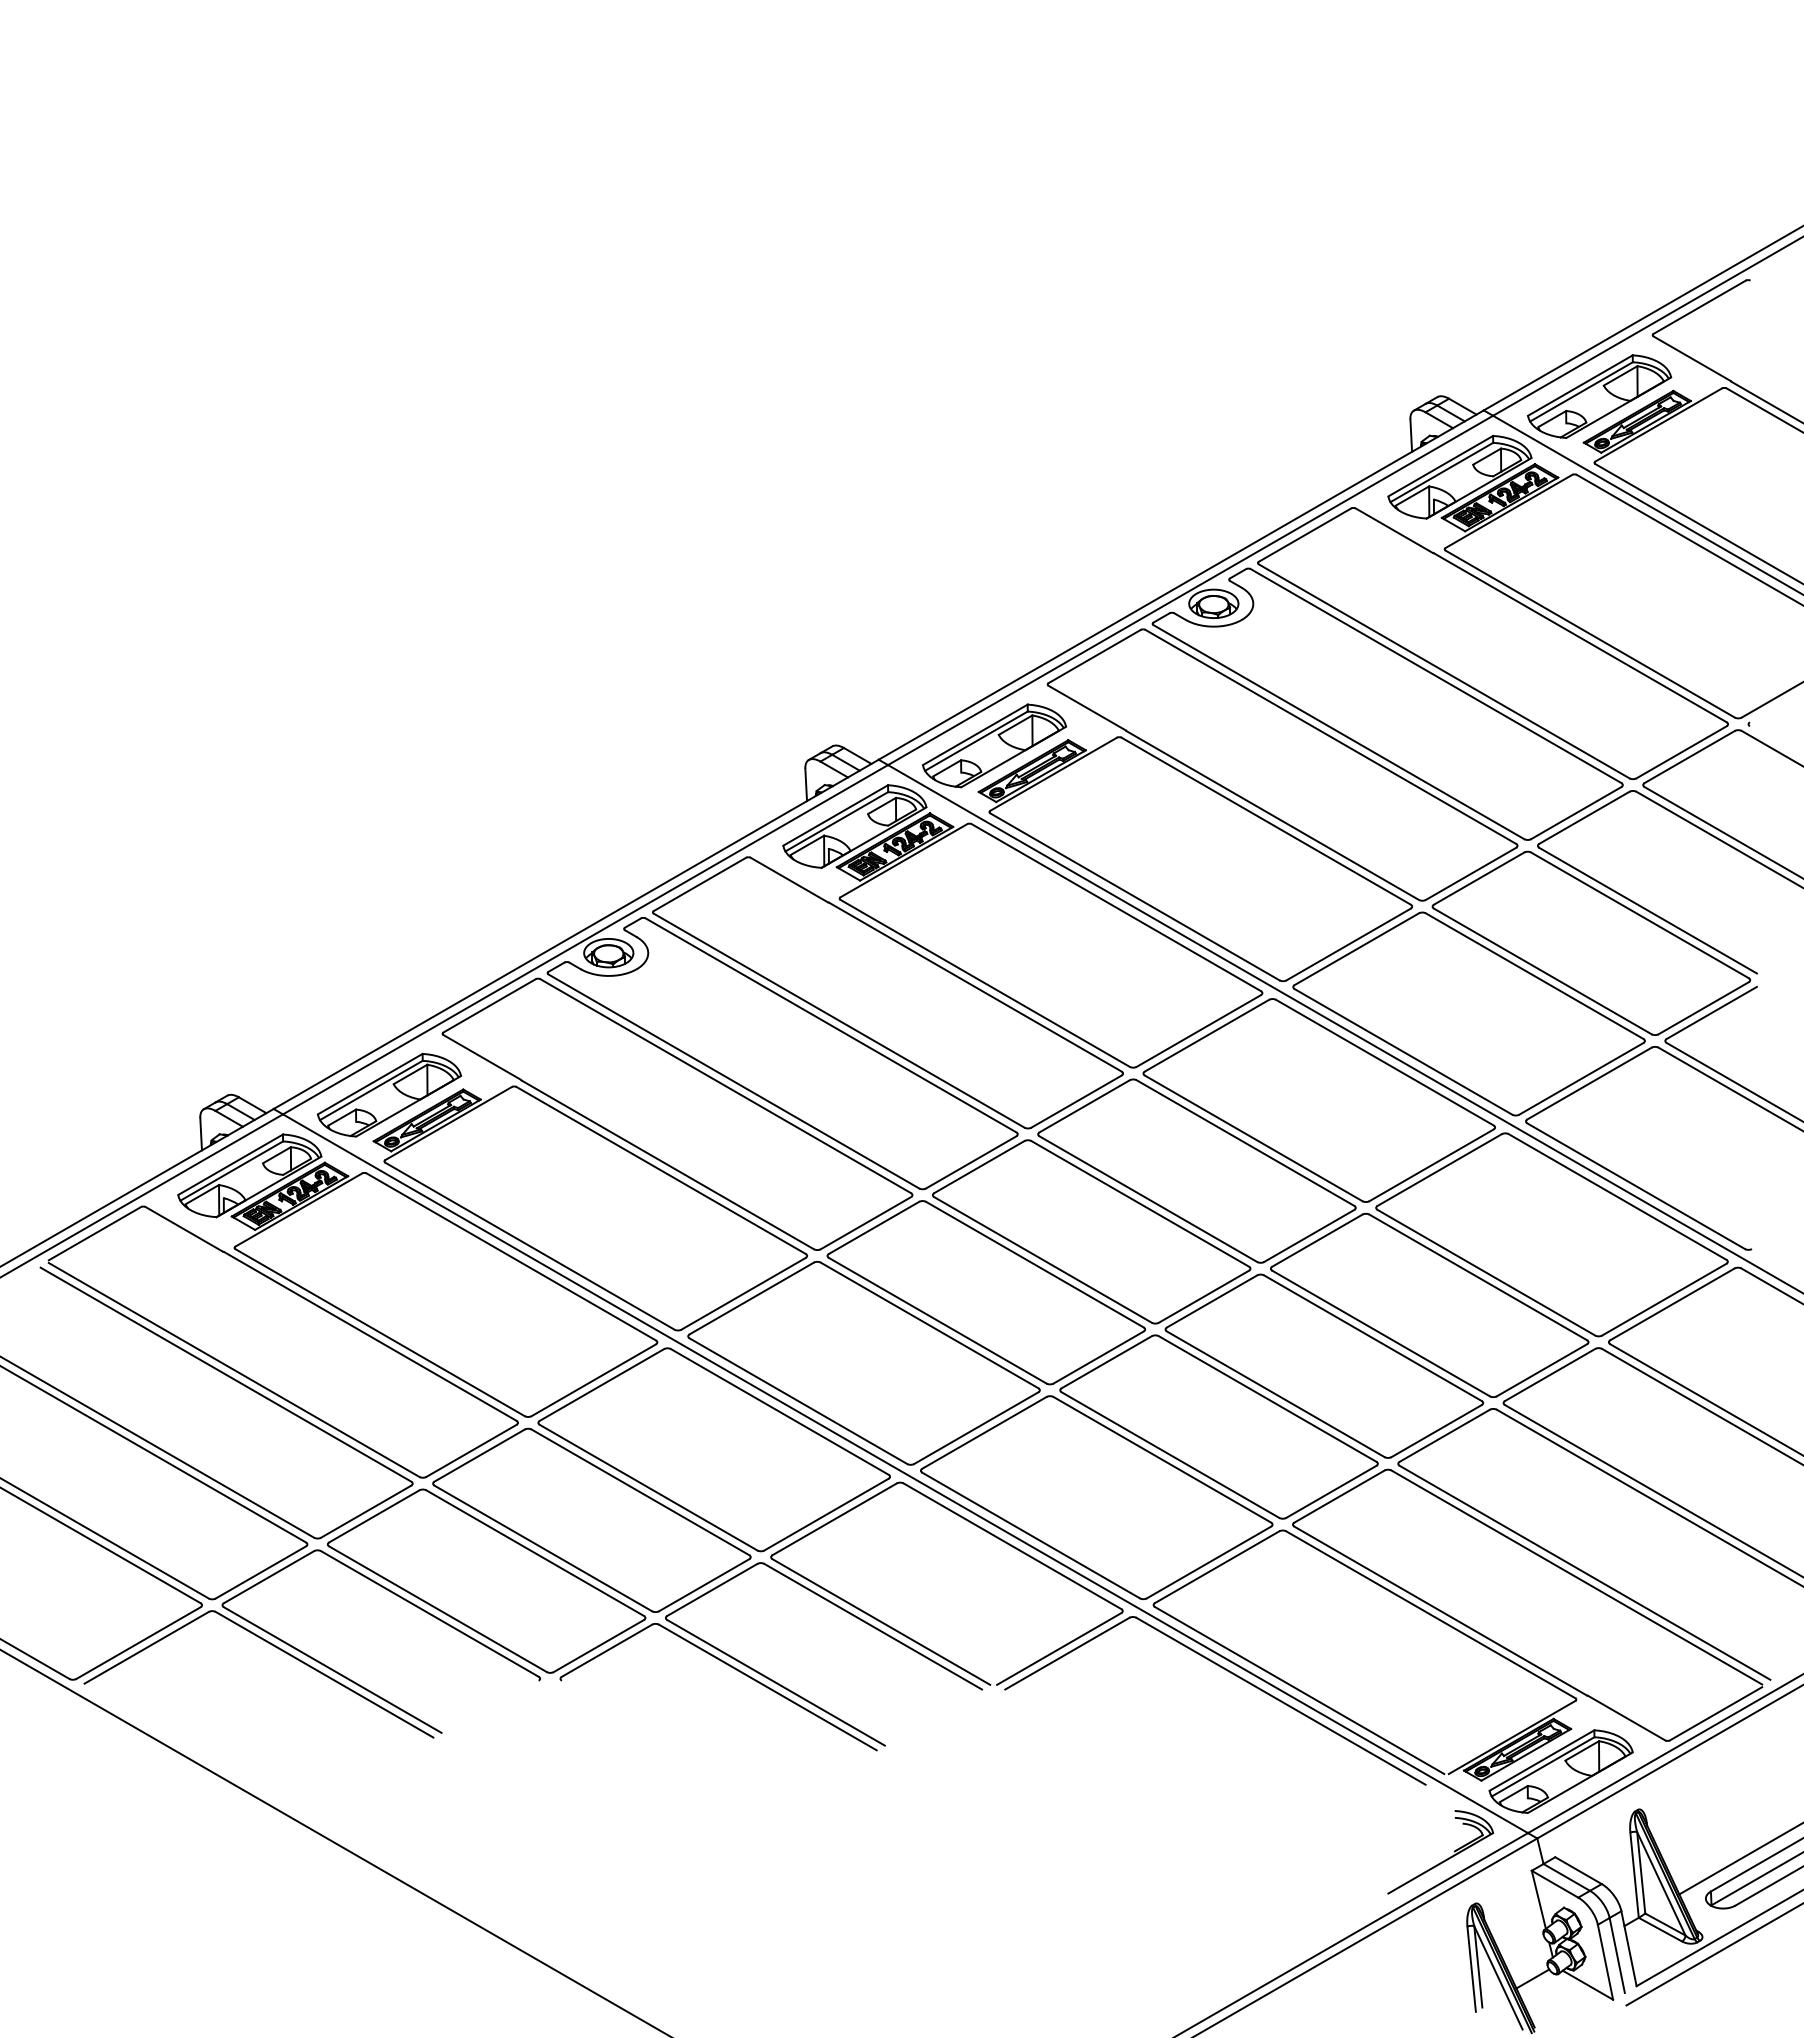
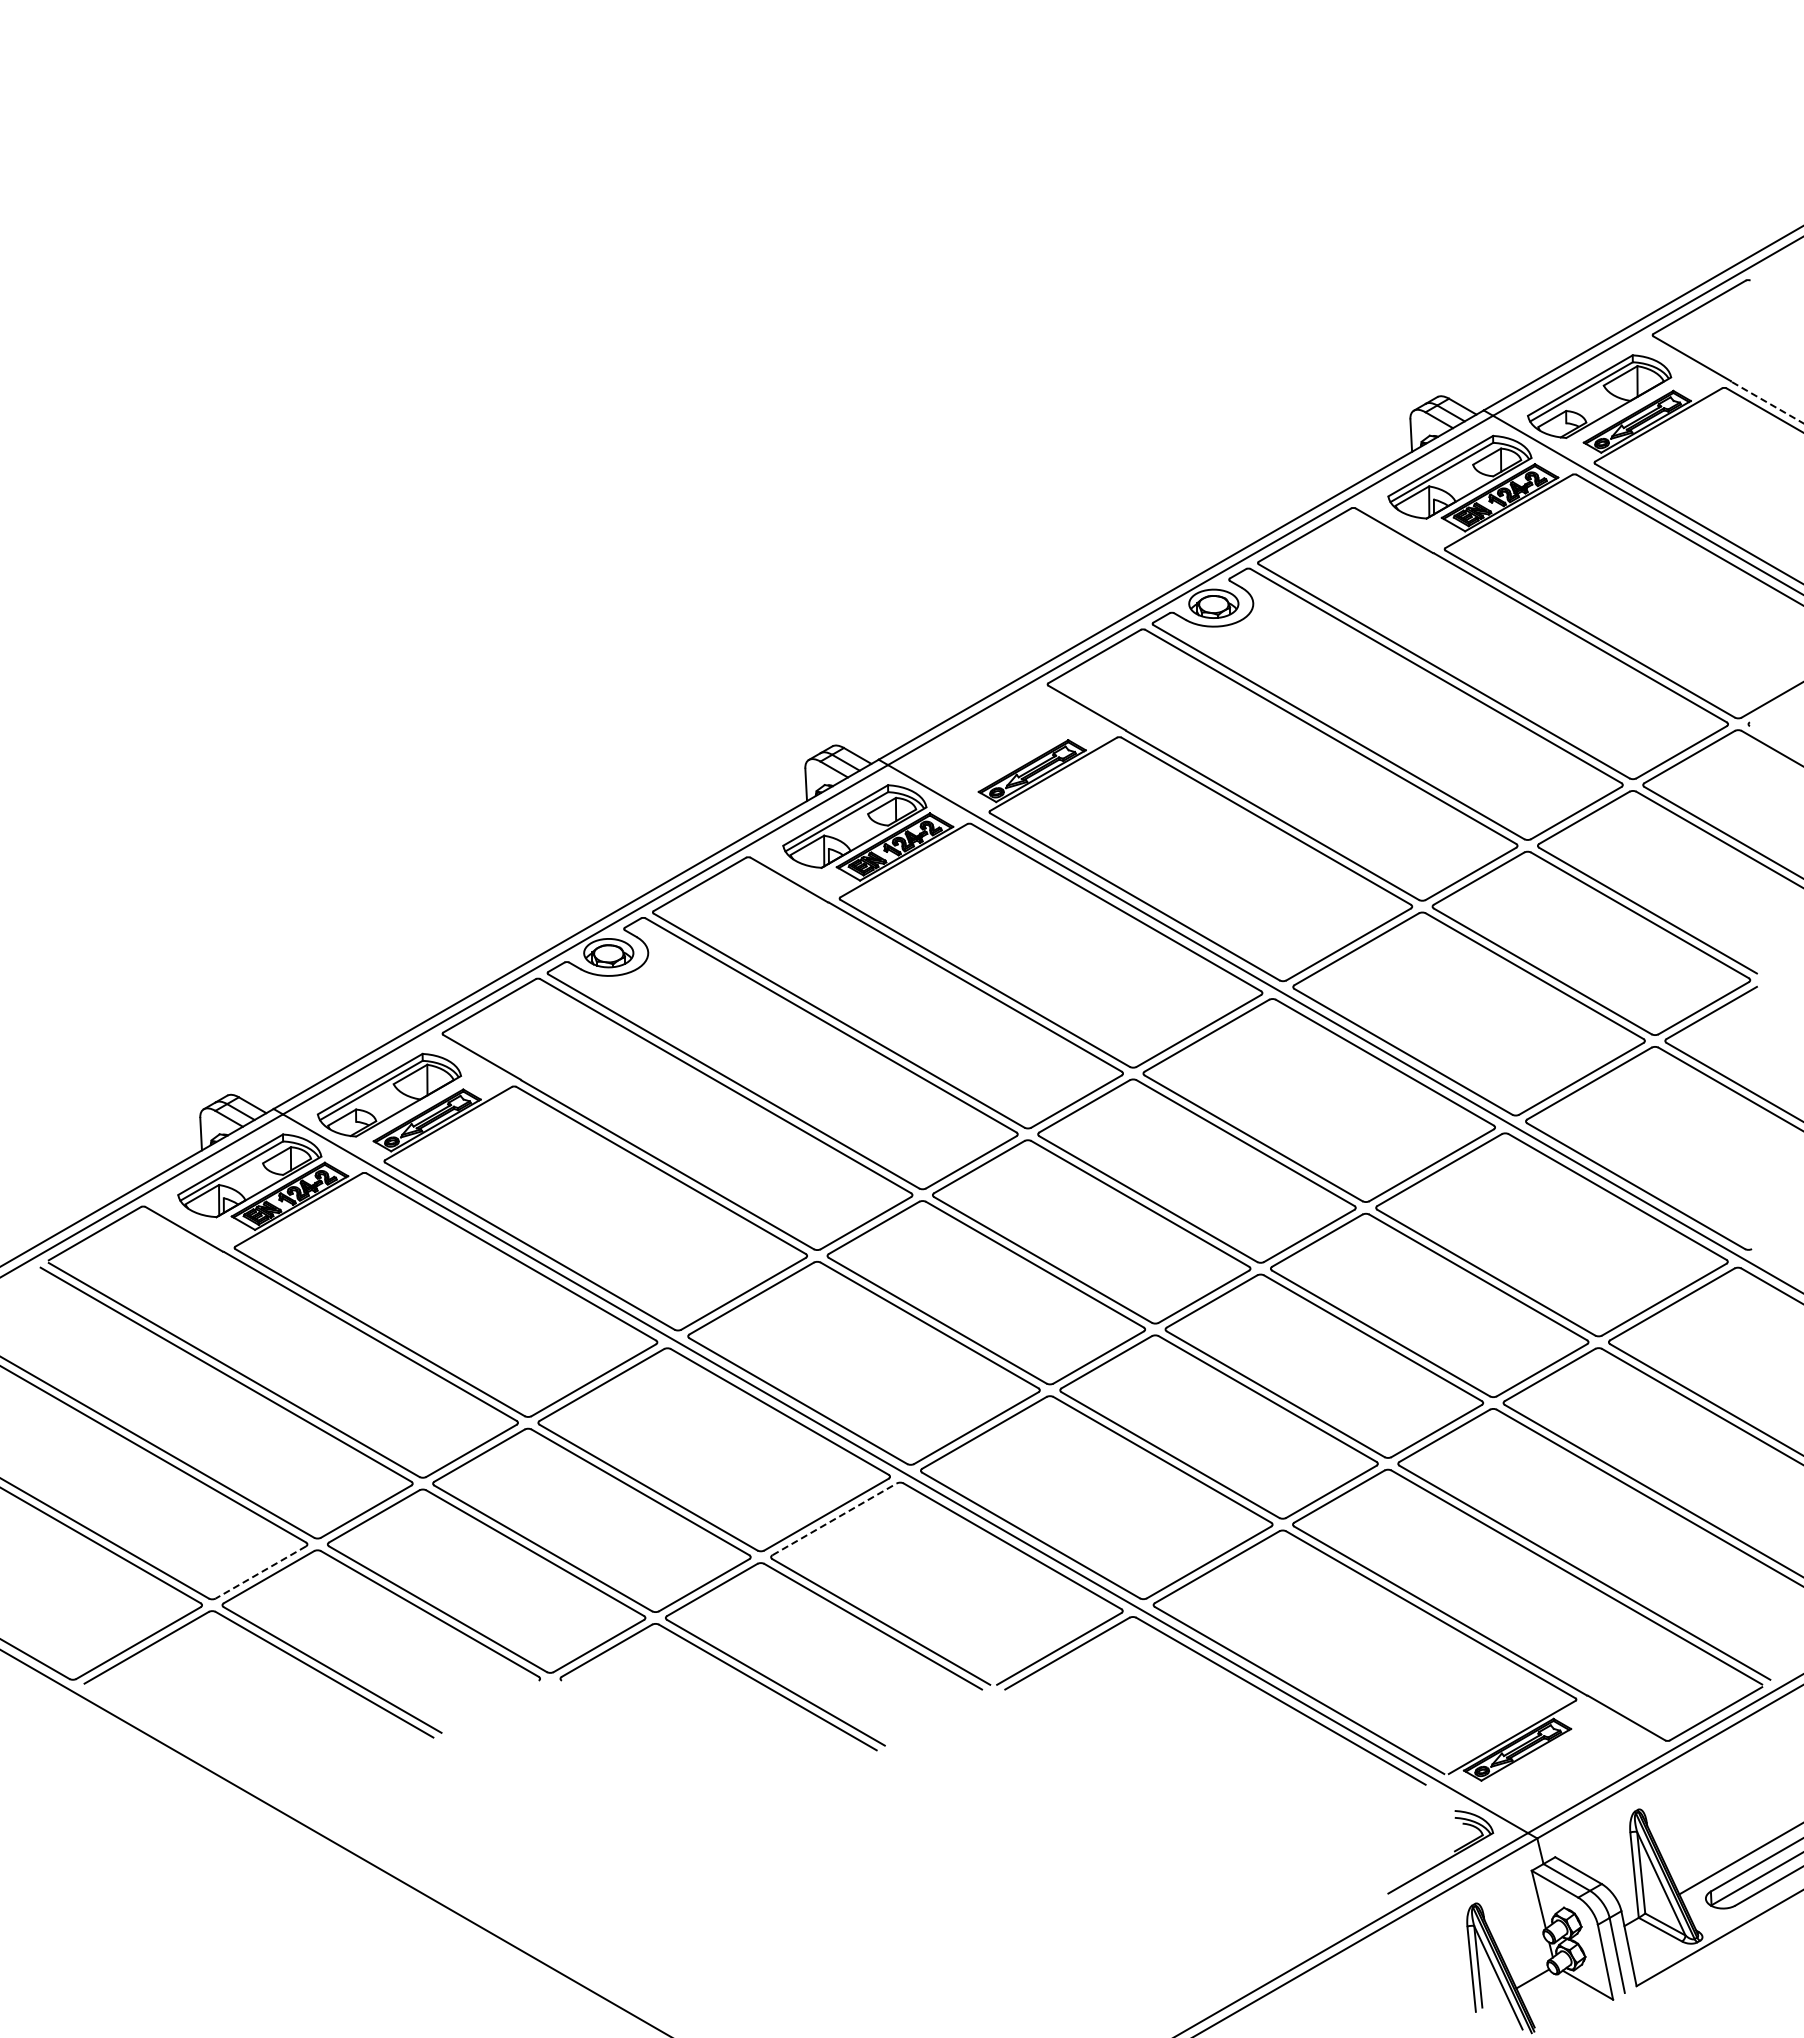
line: solid -> dashed (1767, 402)
part: present -> none (994, 745)
line: solid -> dashed (834, 1519)
line: solid -> dashed (260, 1572)
part: present -> none (1560, 1771)
line: present -> none (1713, 1954)
